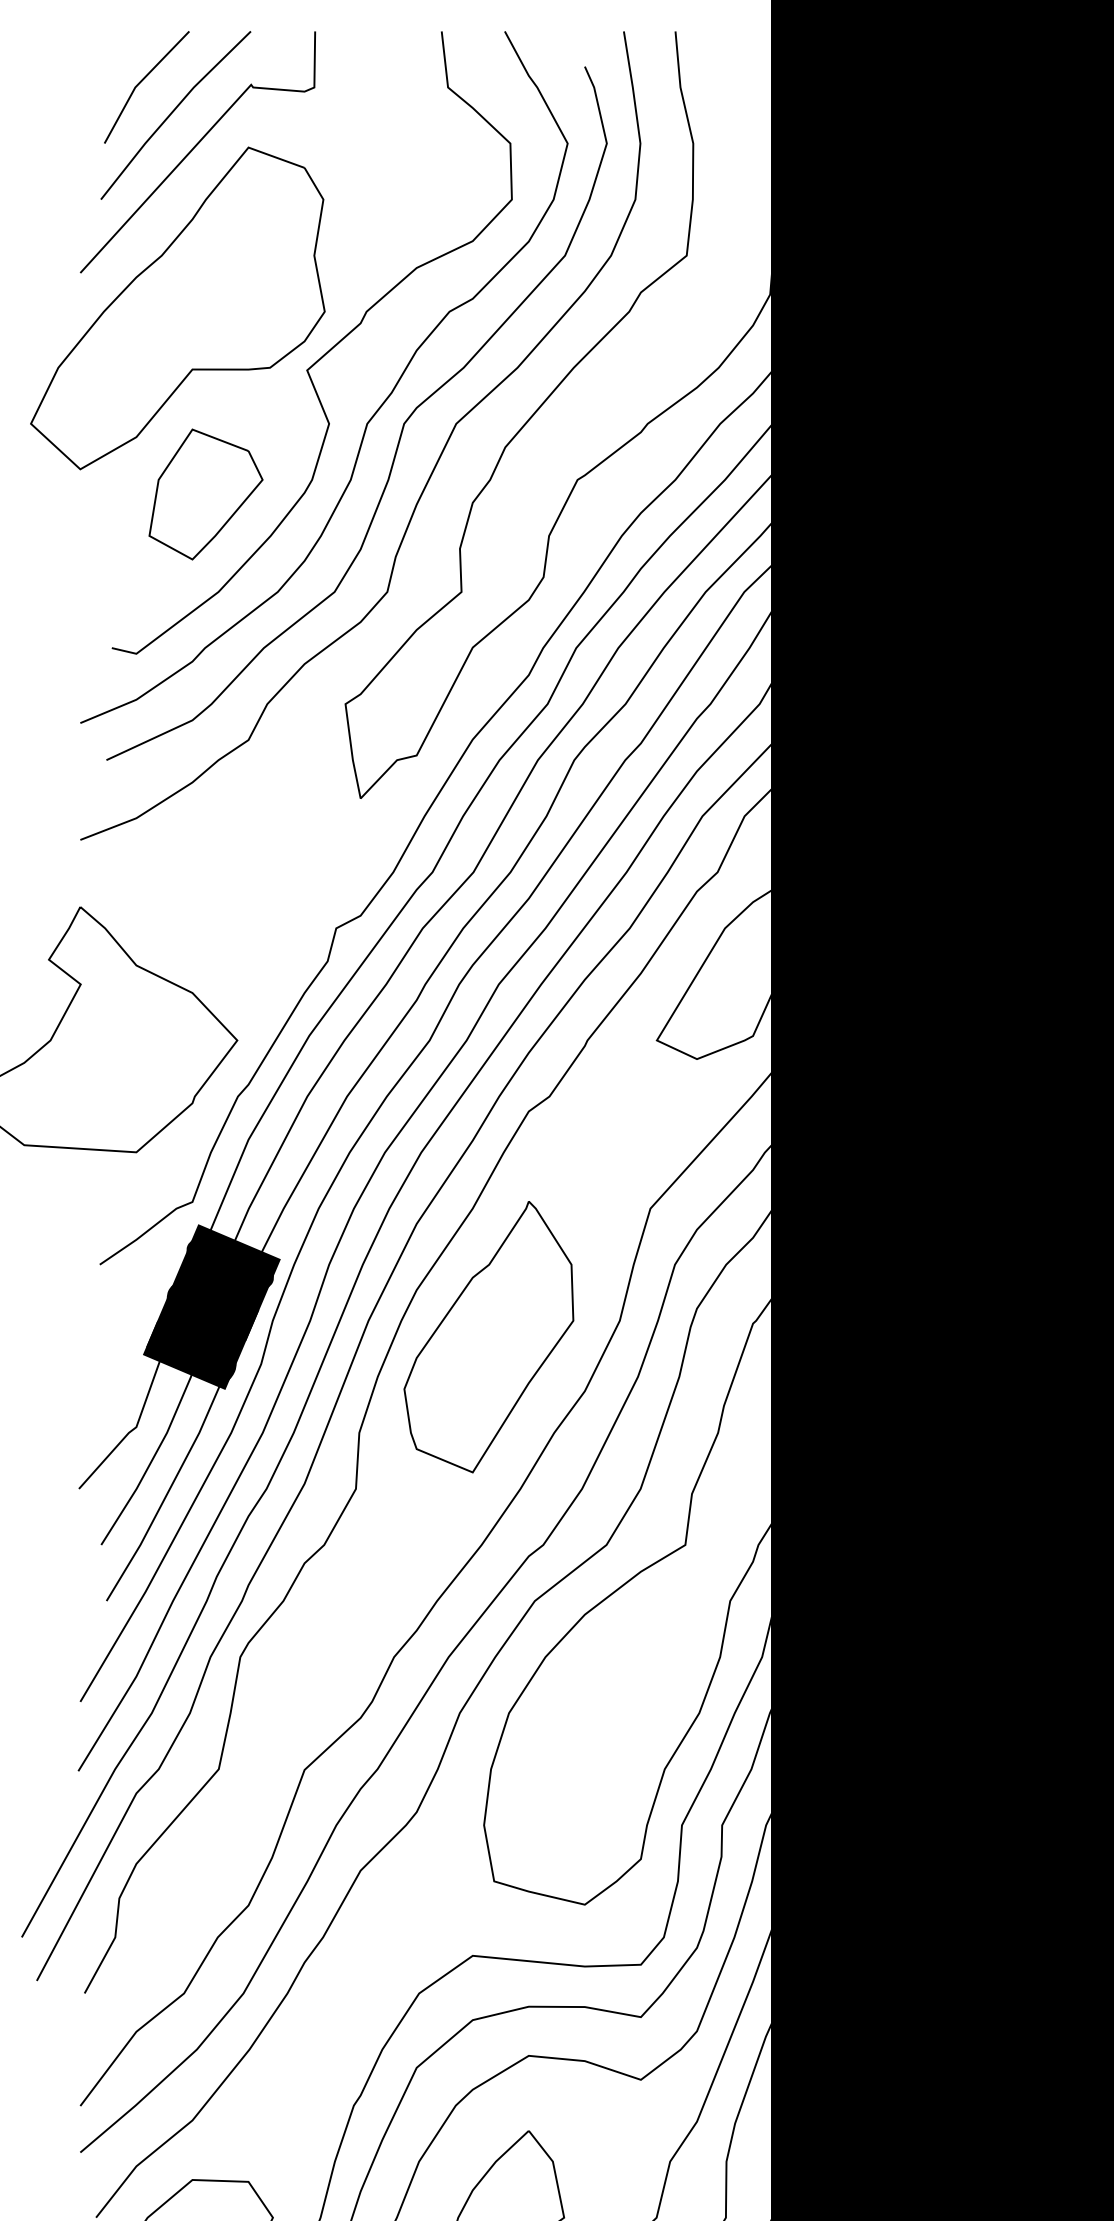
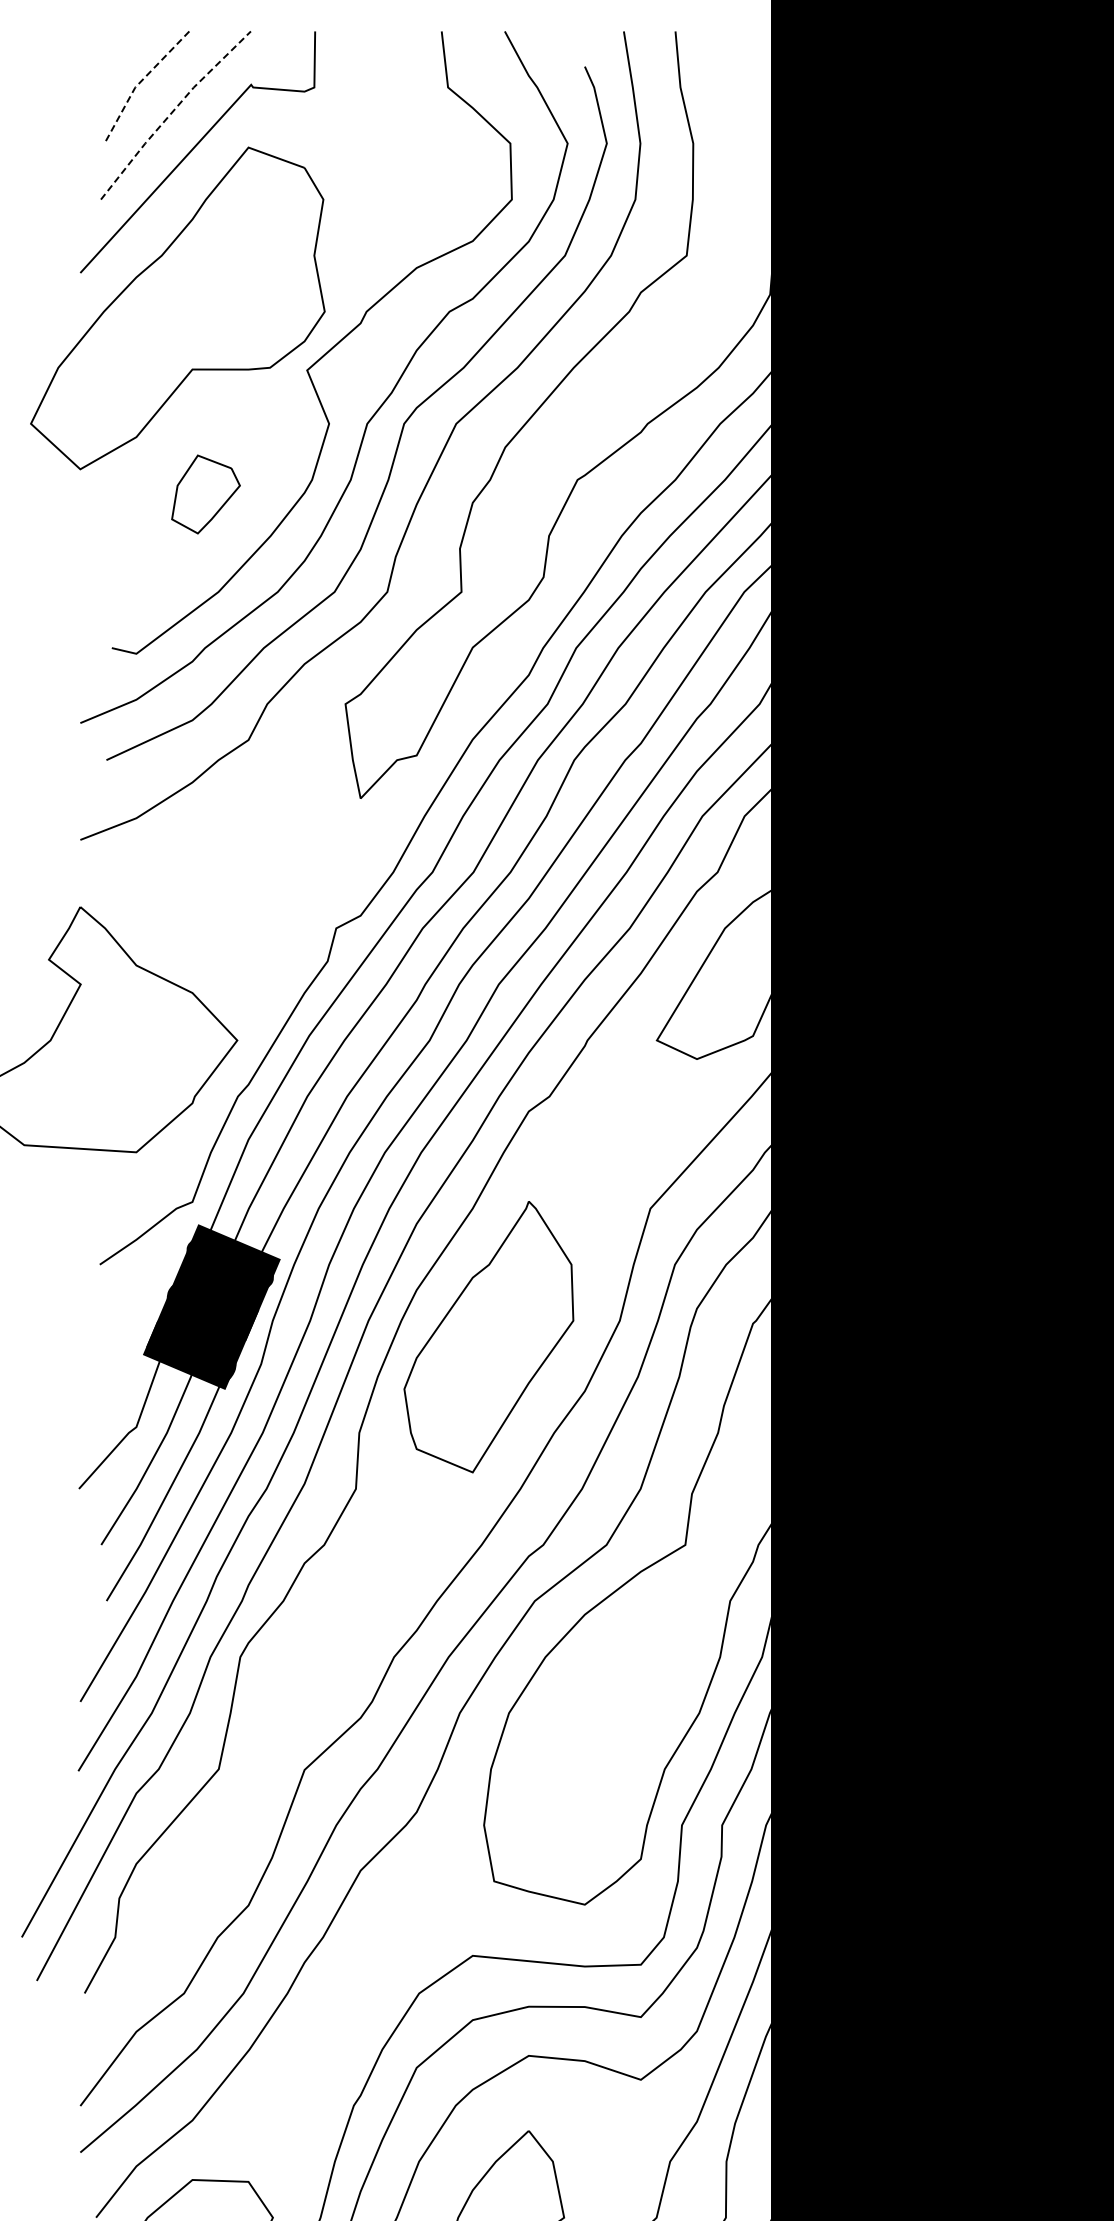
line: solid -> dashed (139, 83)
line: solid -> dashed (172, 112)
part size: 116x133 px -> 70x81 px (205, 494)
